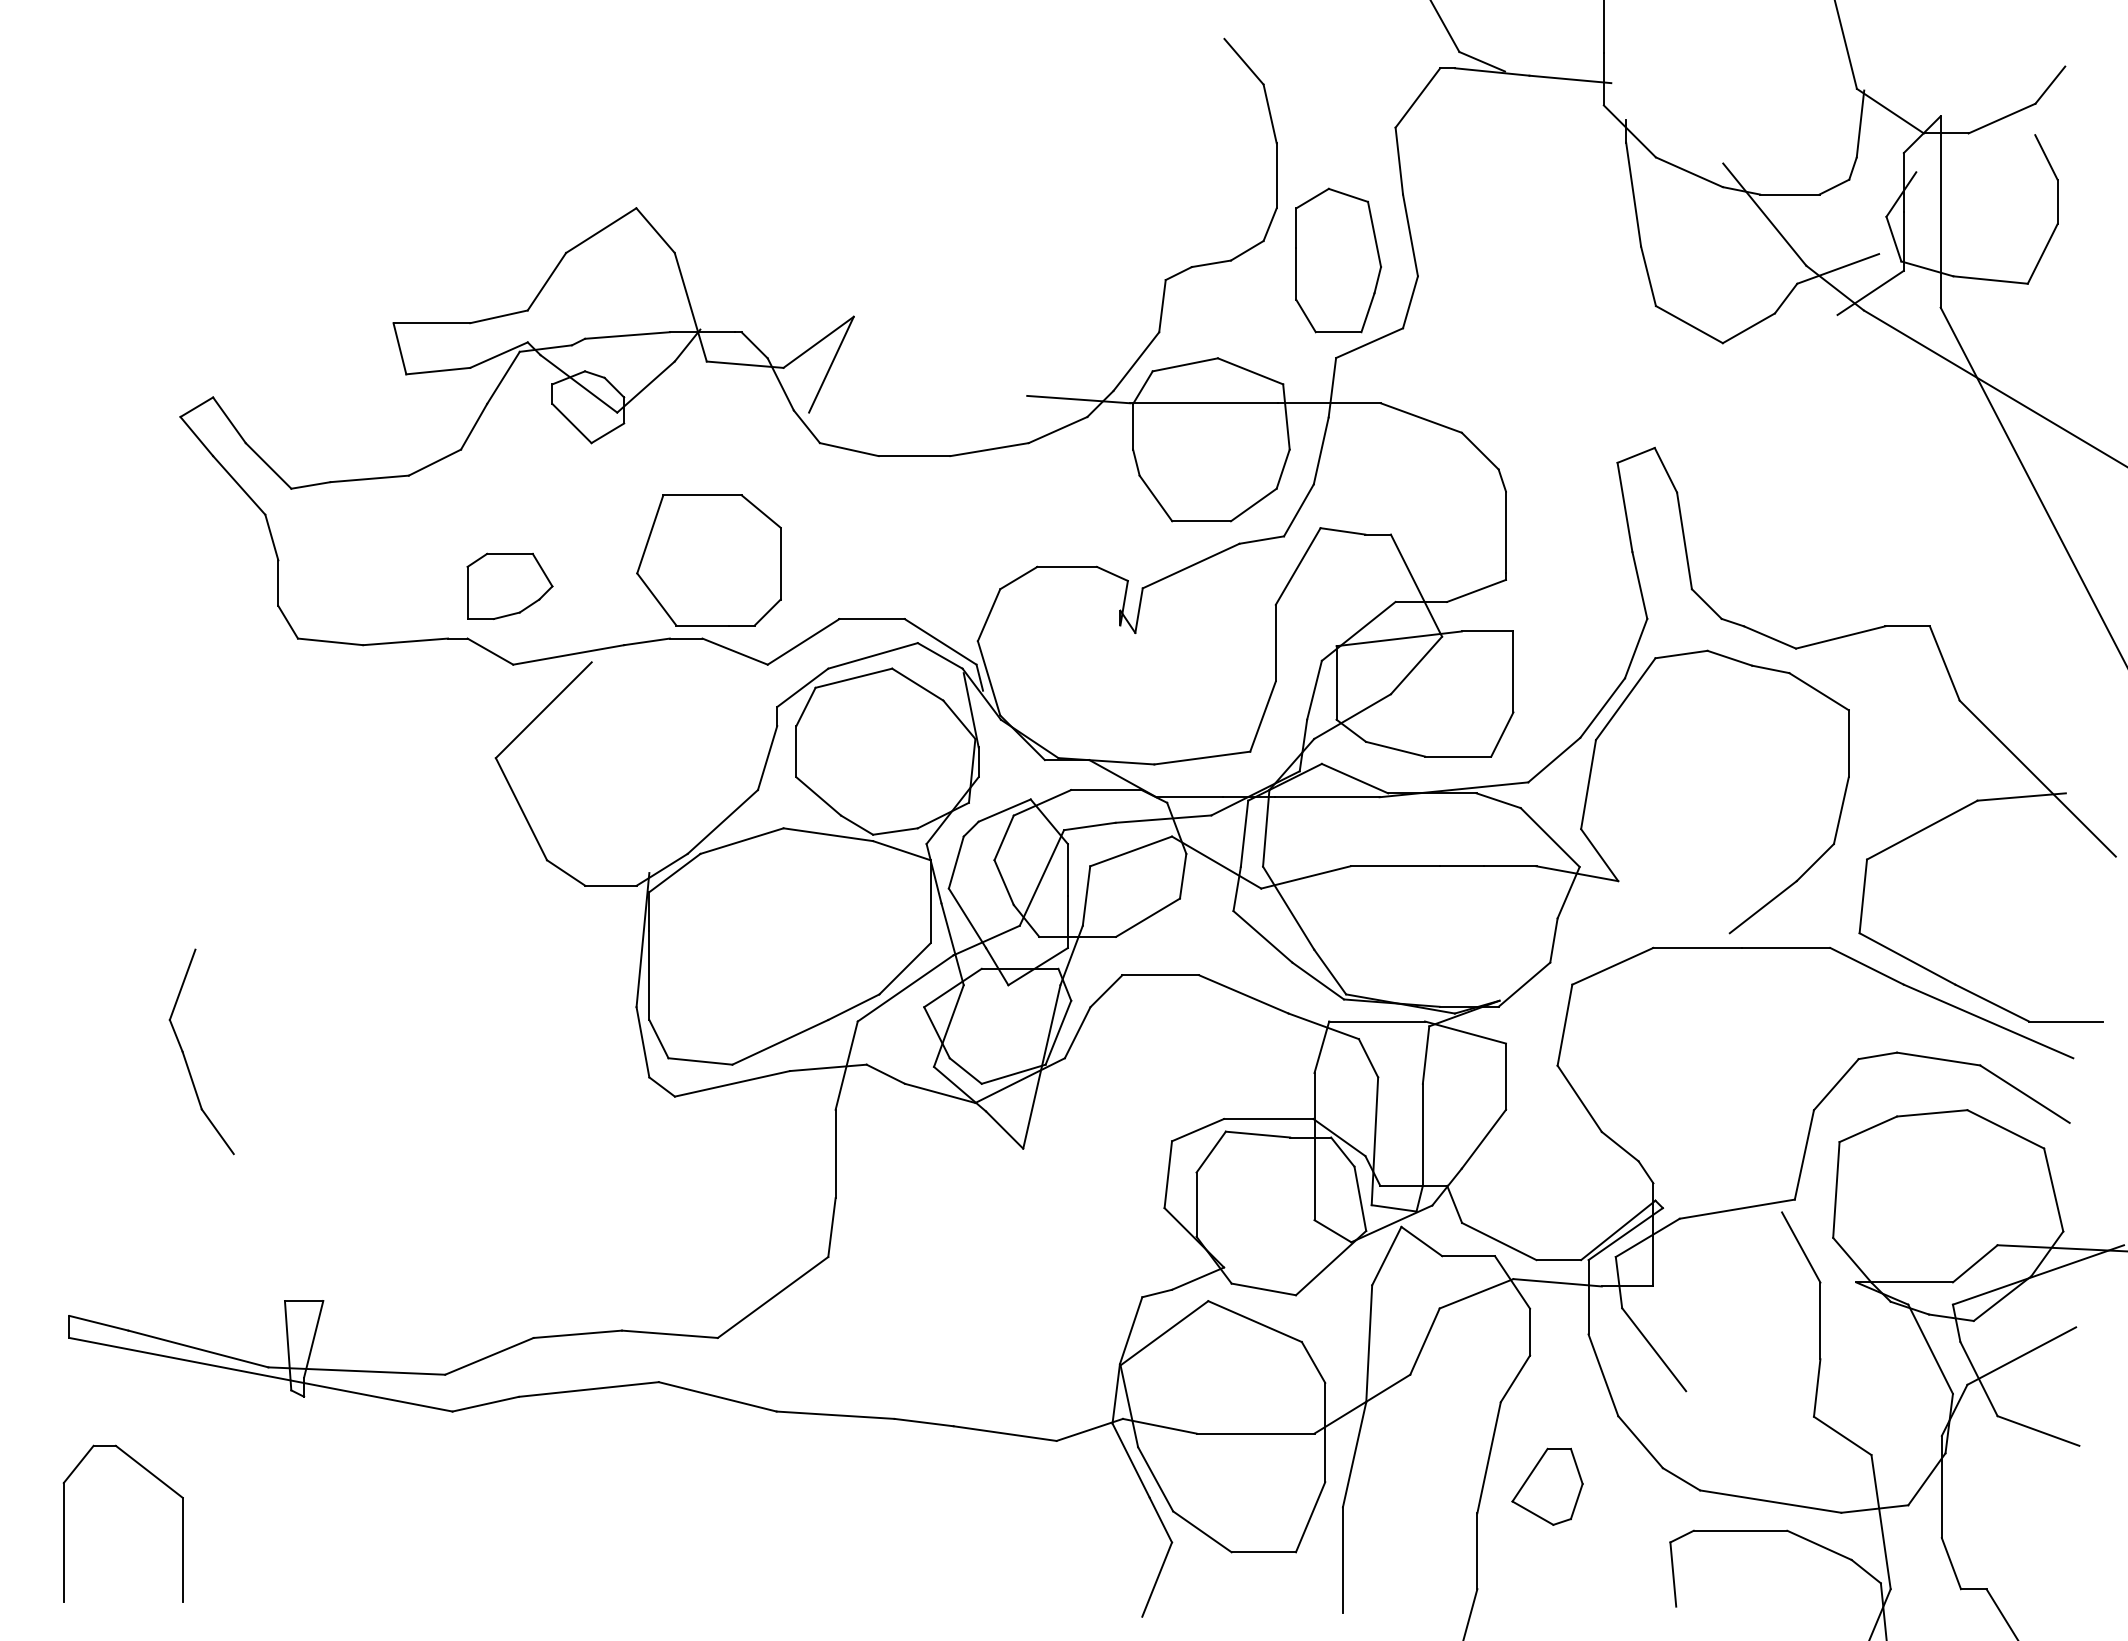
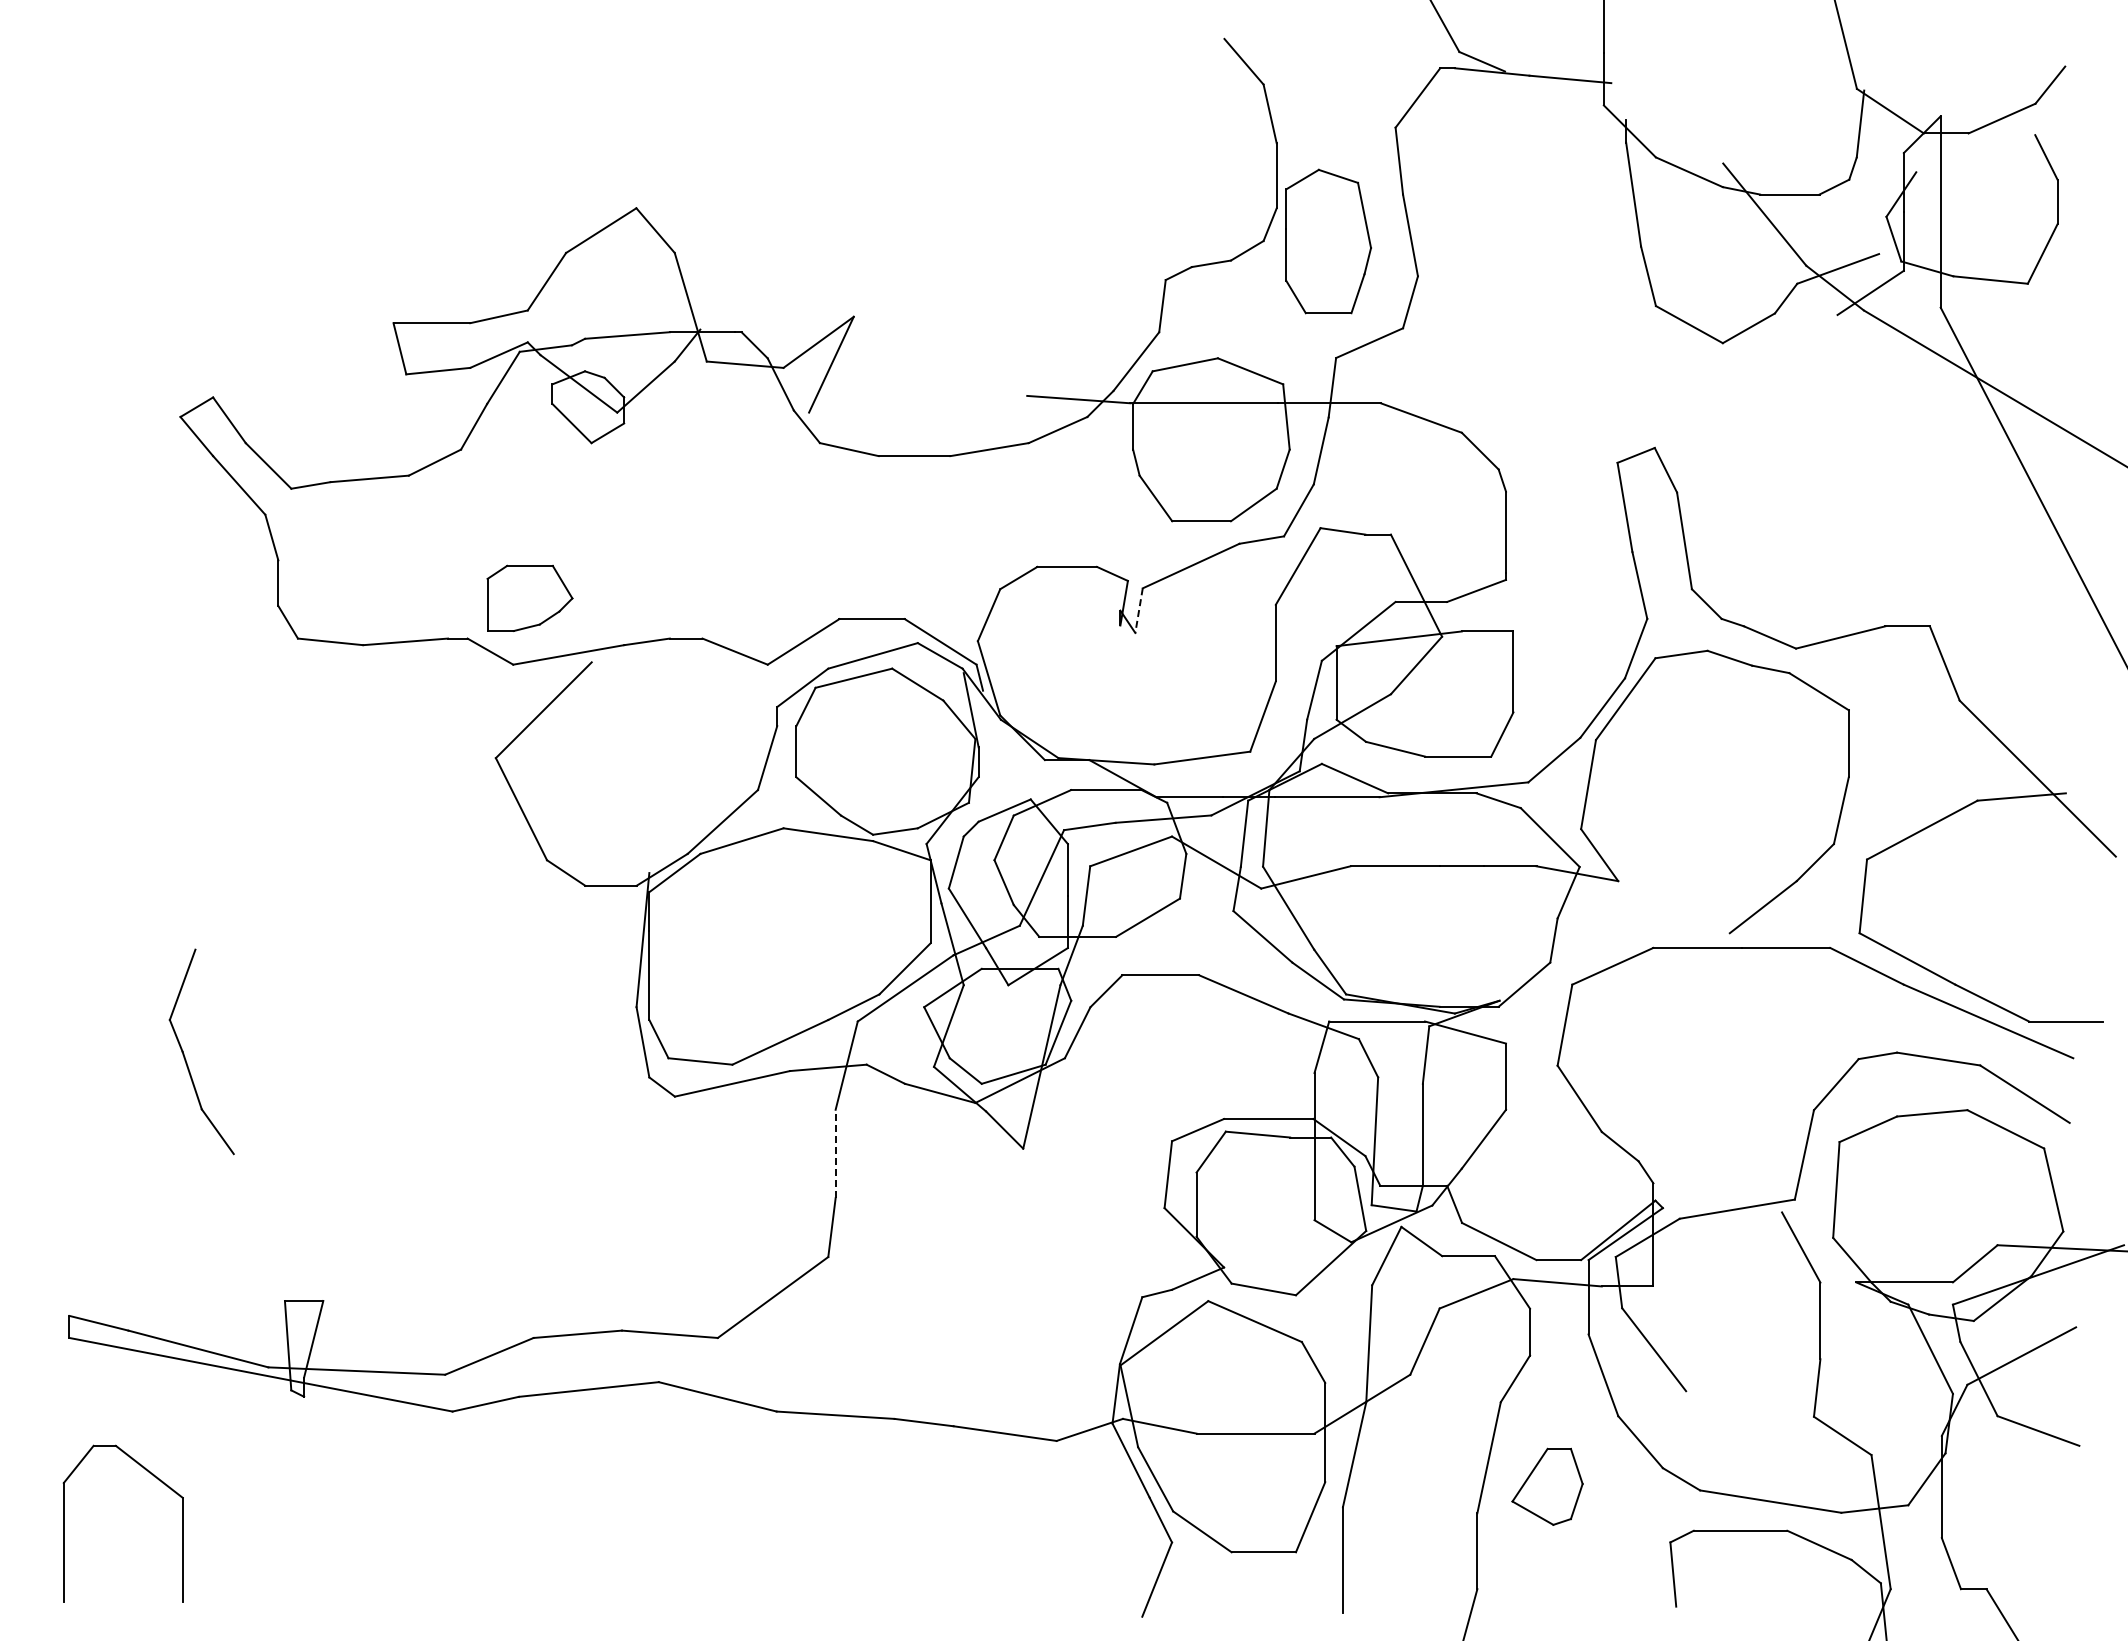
part position: (1338, 260) -> (1328, 241) (1328, 241)
part: present -> none (708, 560)
part position: (509, 585) -> (529, 597) (529, 597)
line: solid -> dashed (1139, 610)
line: solid -> dashed (835, 1153)
